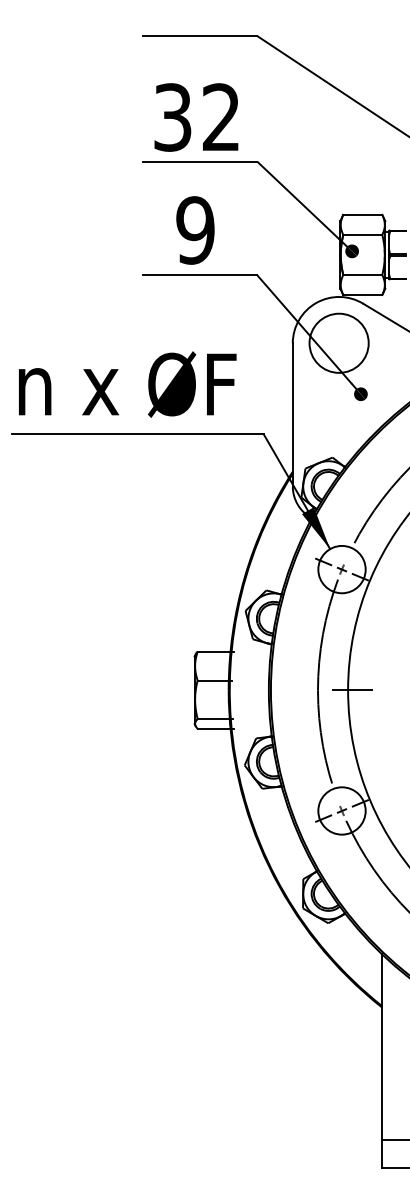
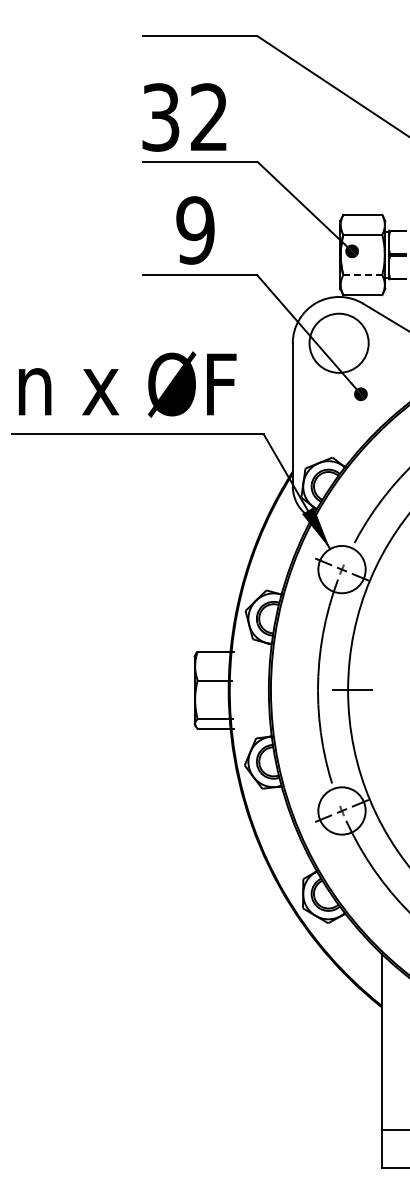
text position: (196, 117) -> (184, 117) (184, 117)
line: solid -> dashed (362, 275)
line position: (394, 1140) -> (394, 1130) (394, 1130)
